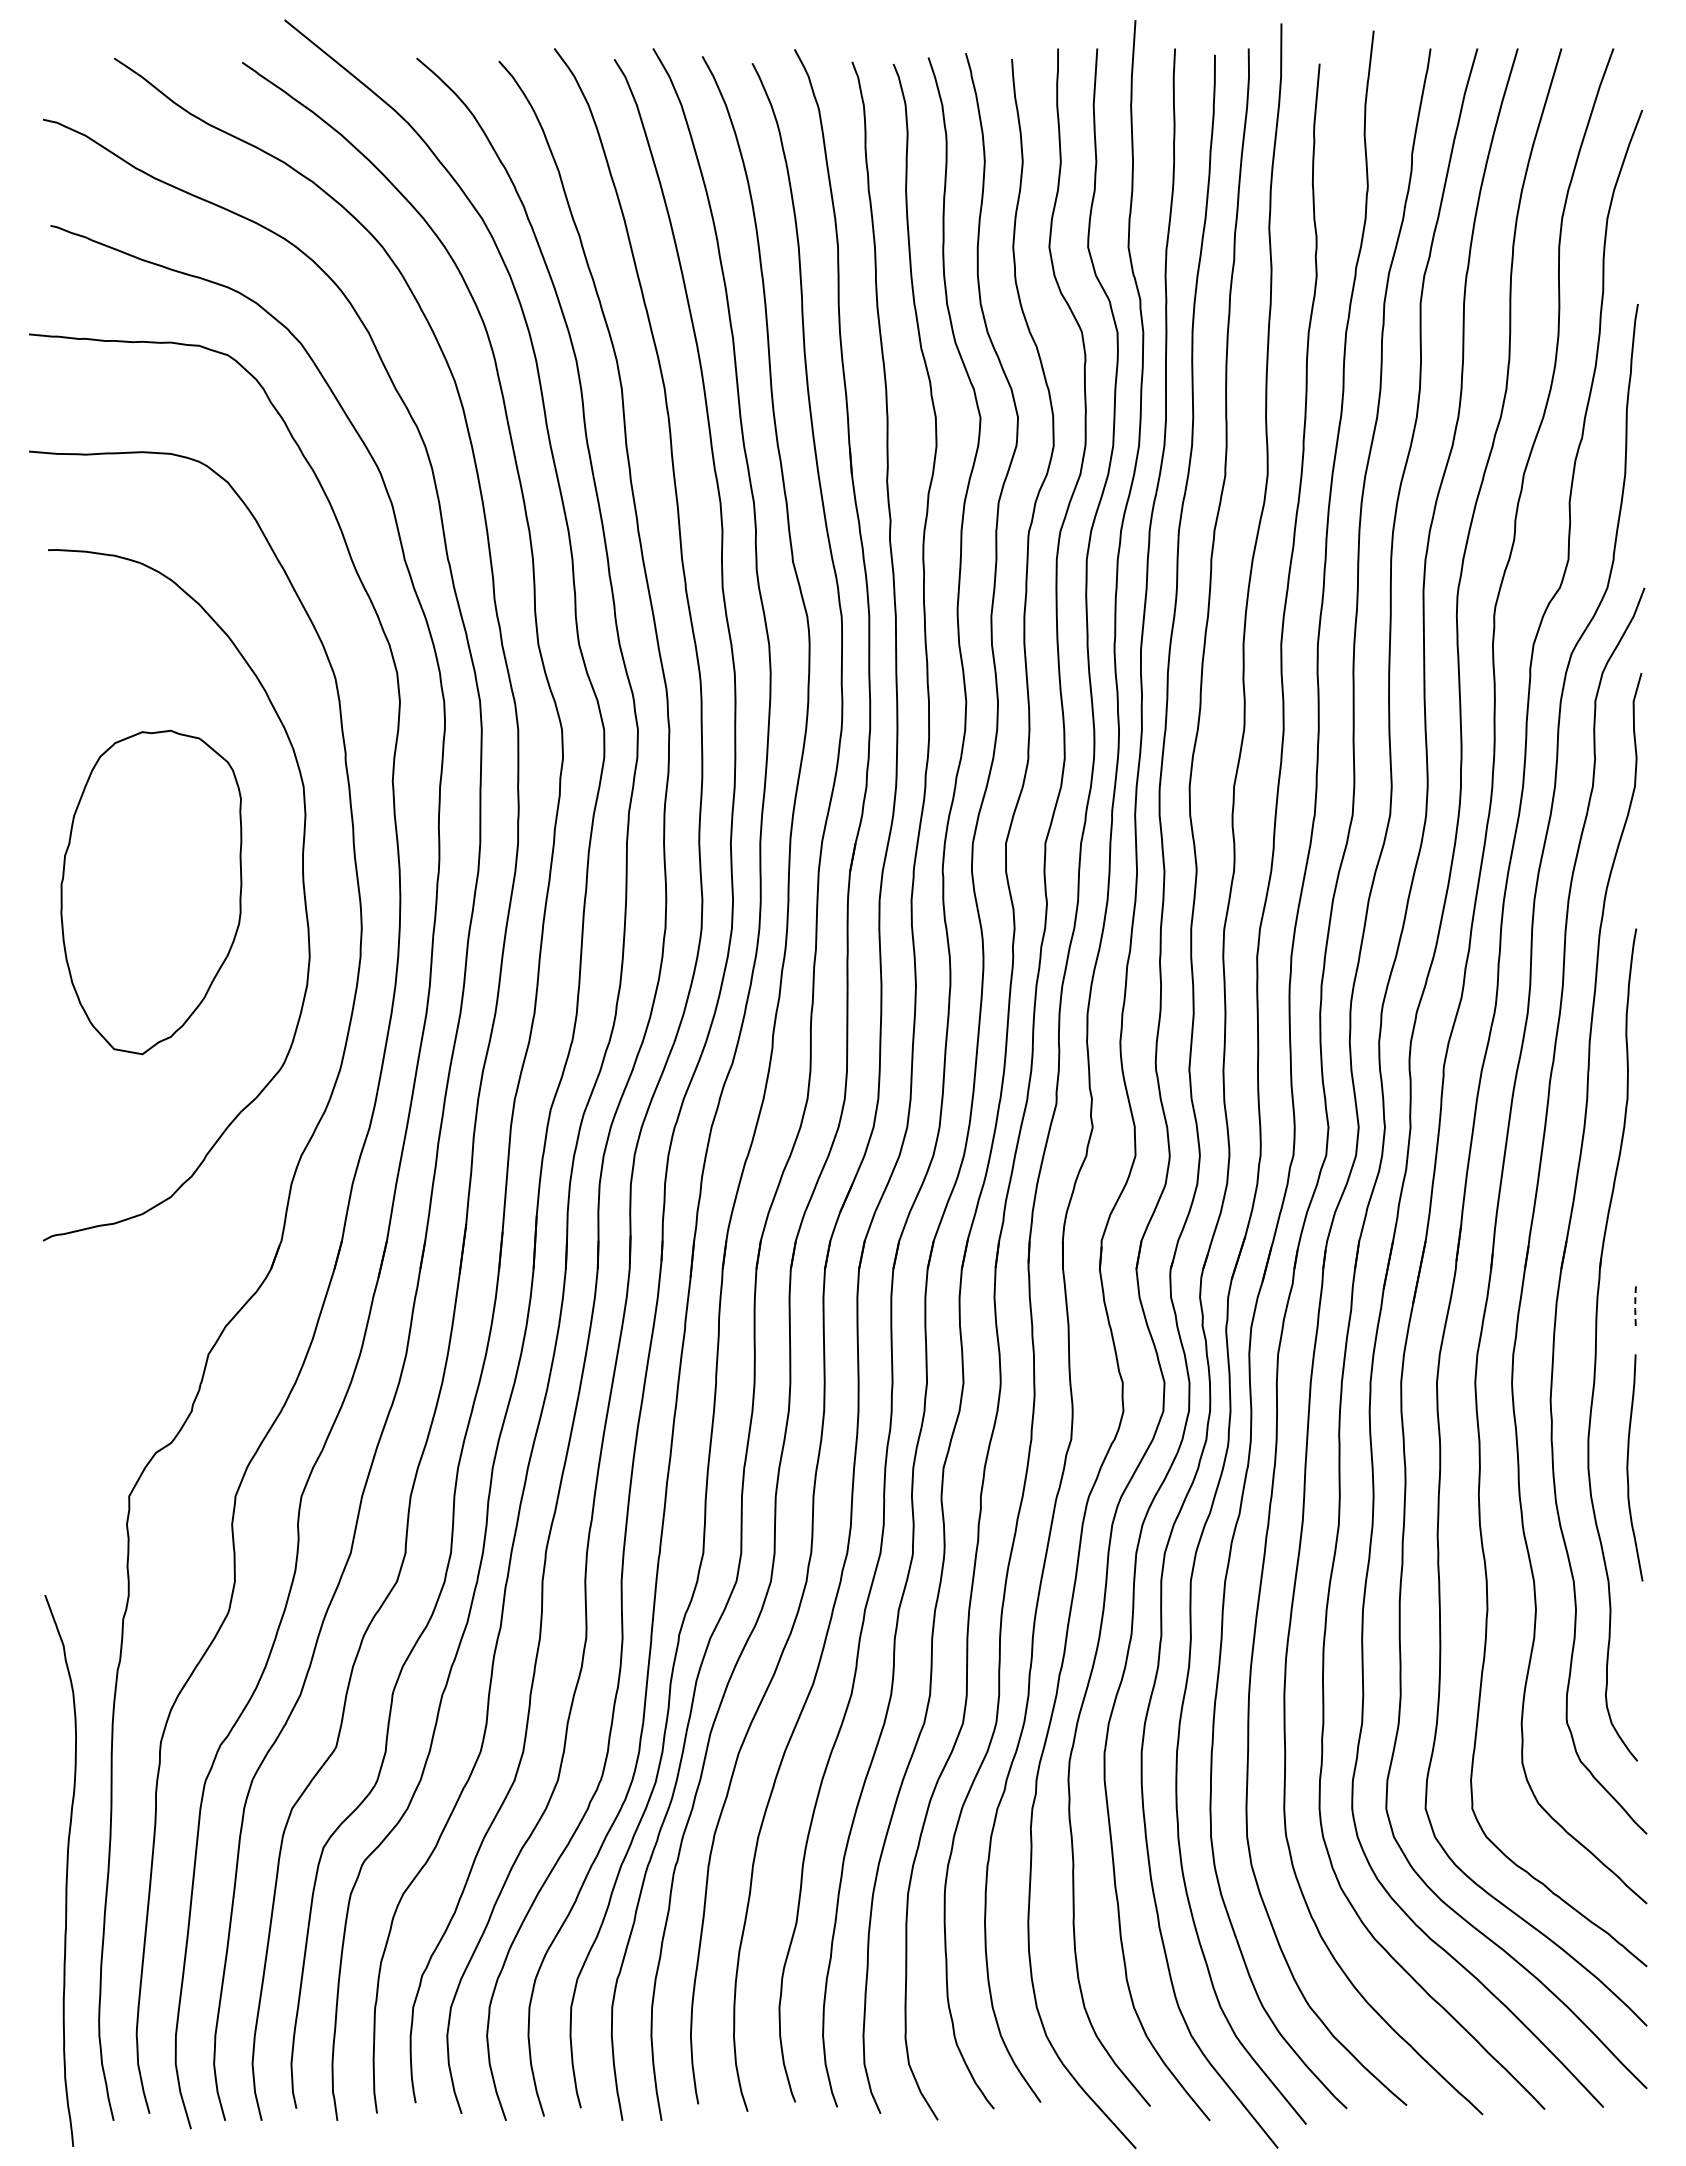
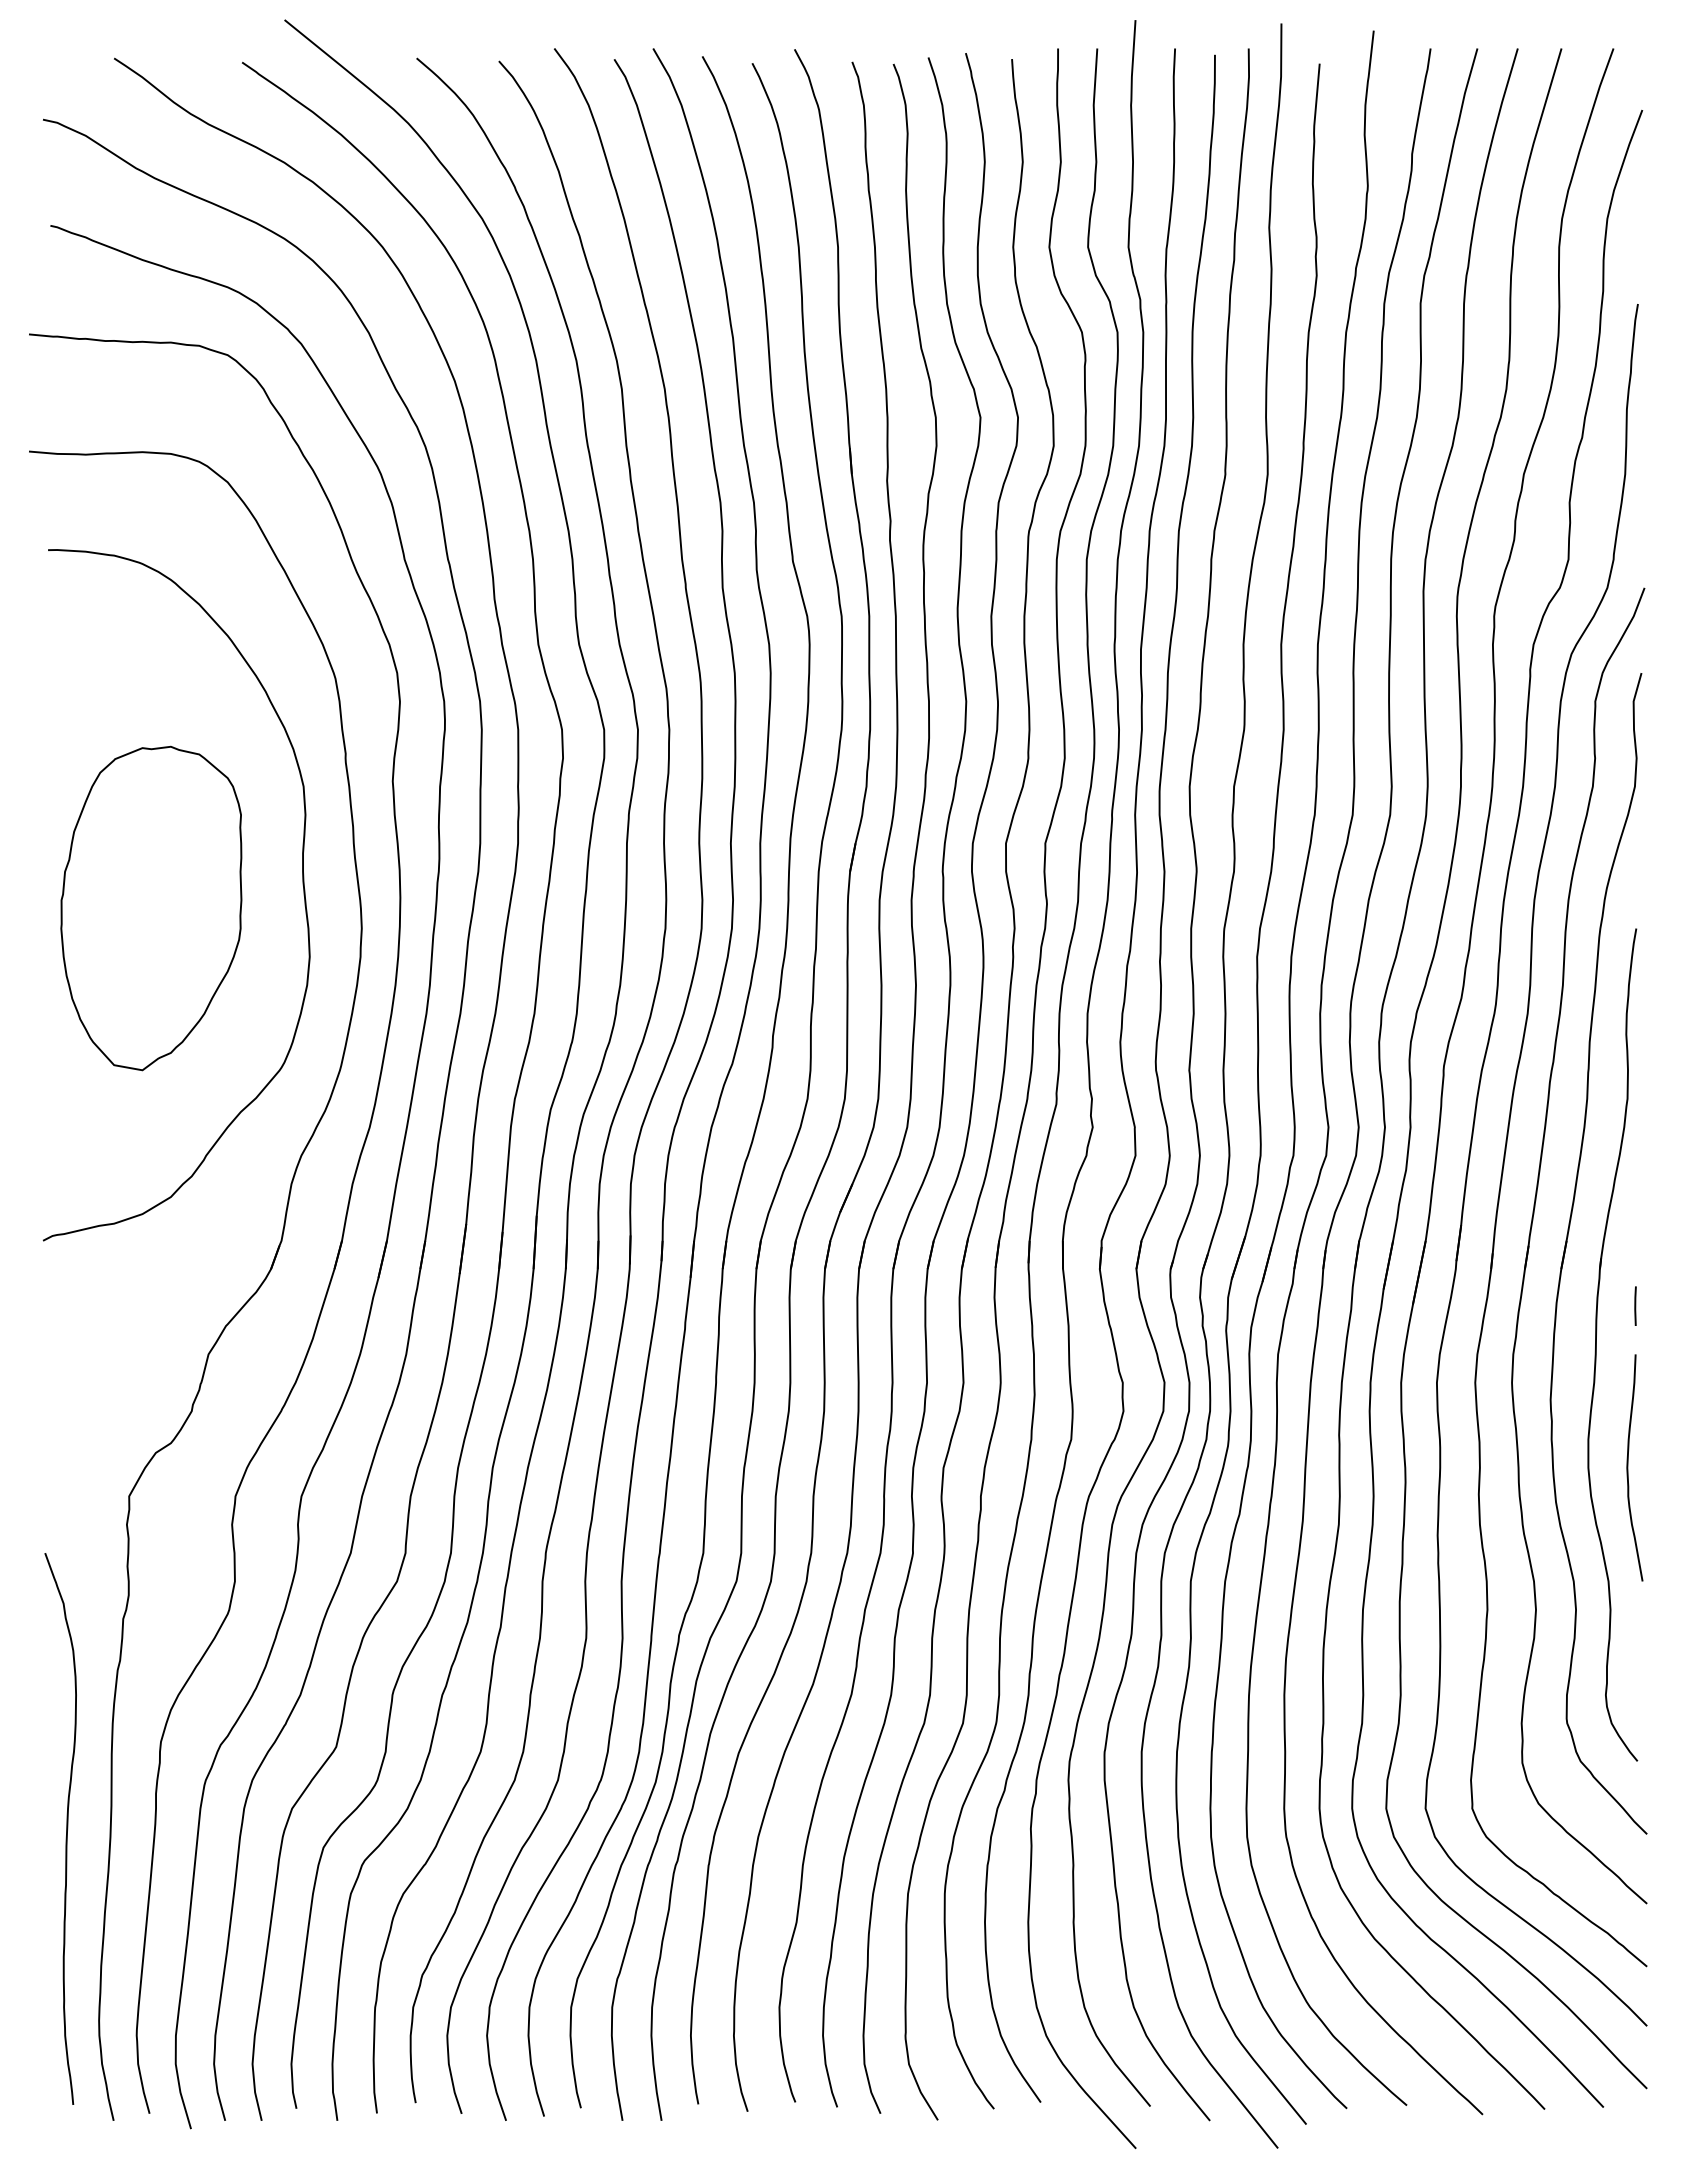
part position: (151, 892) -> (151, 908) (151, 908)
line: dashed -> solid (1635, 1305)
curve position: (66, 1870) -> (66, 1828) (66, 1828)
